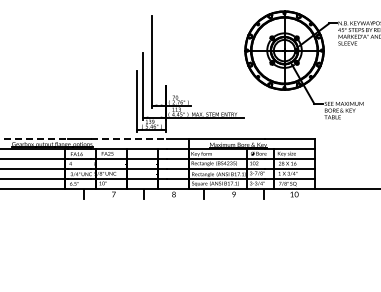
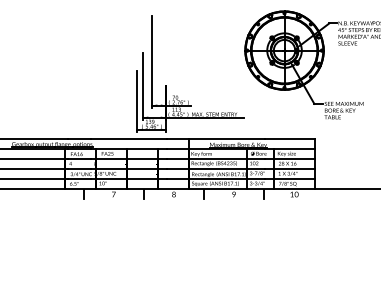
line: dashed -> solid (34, 138)
line: dashed -> solid (128, 138)
